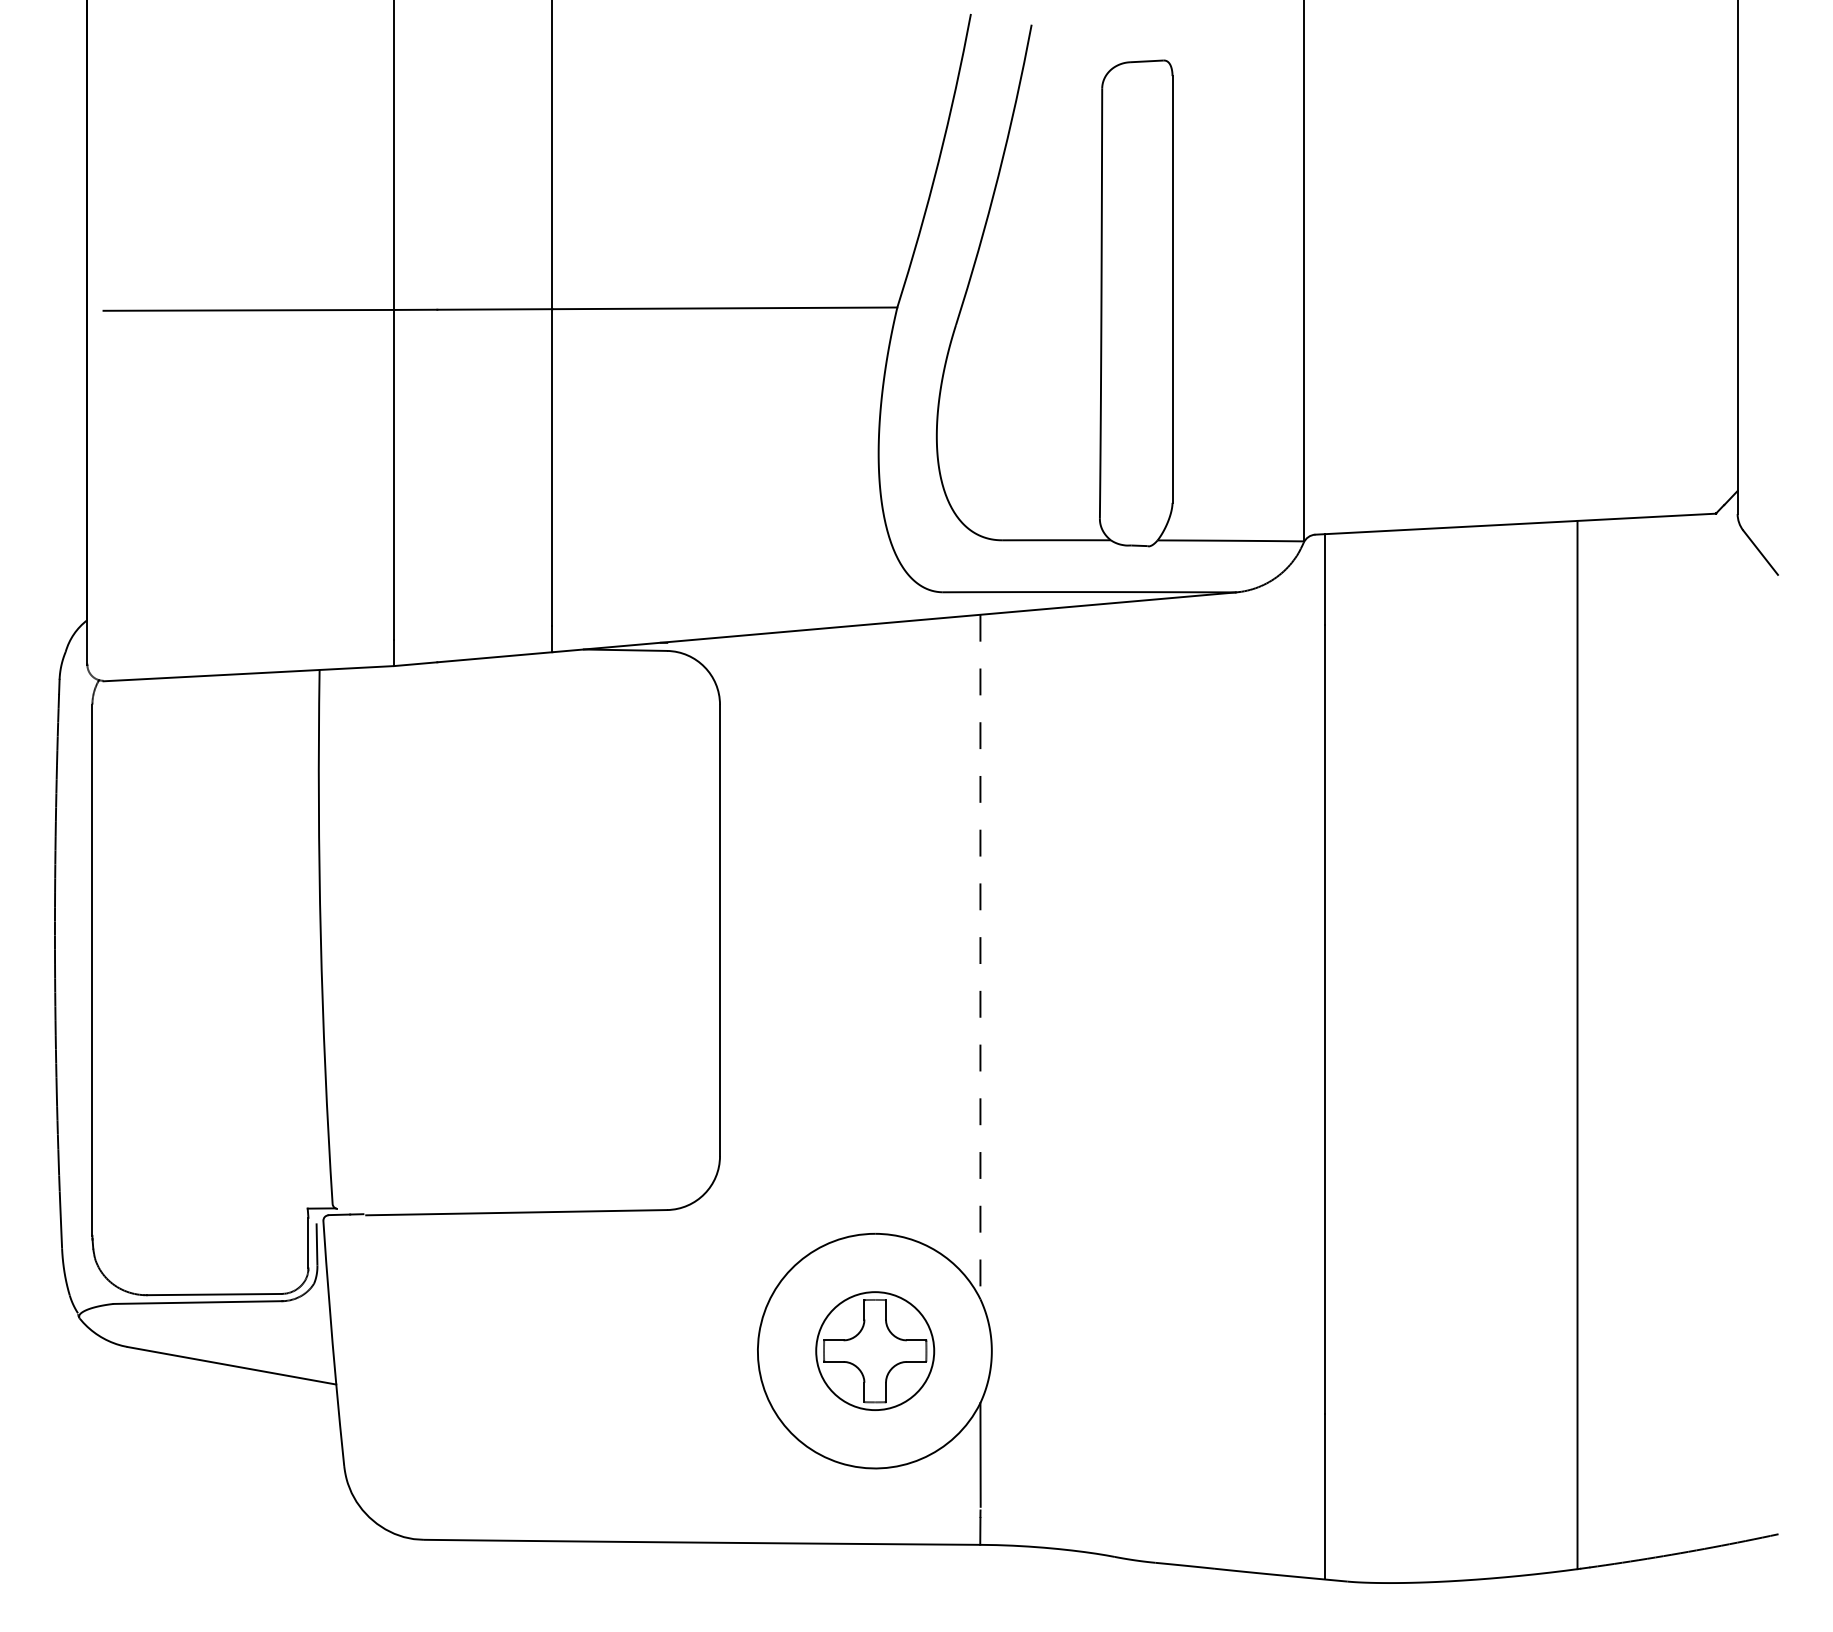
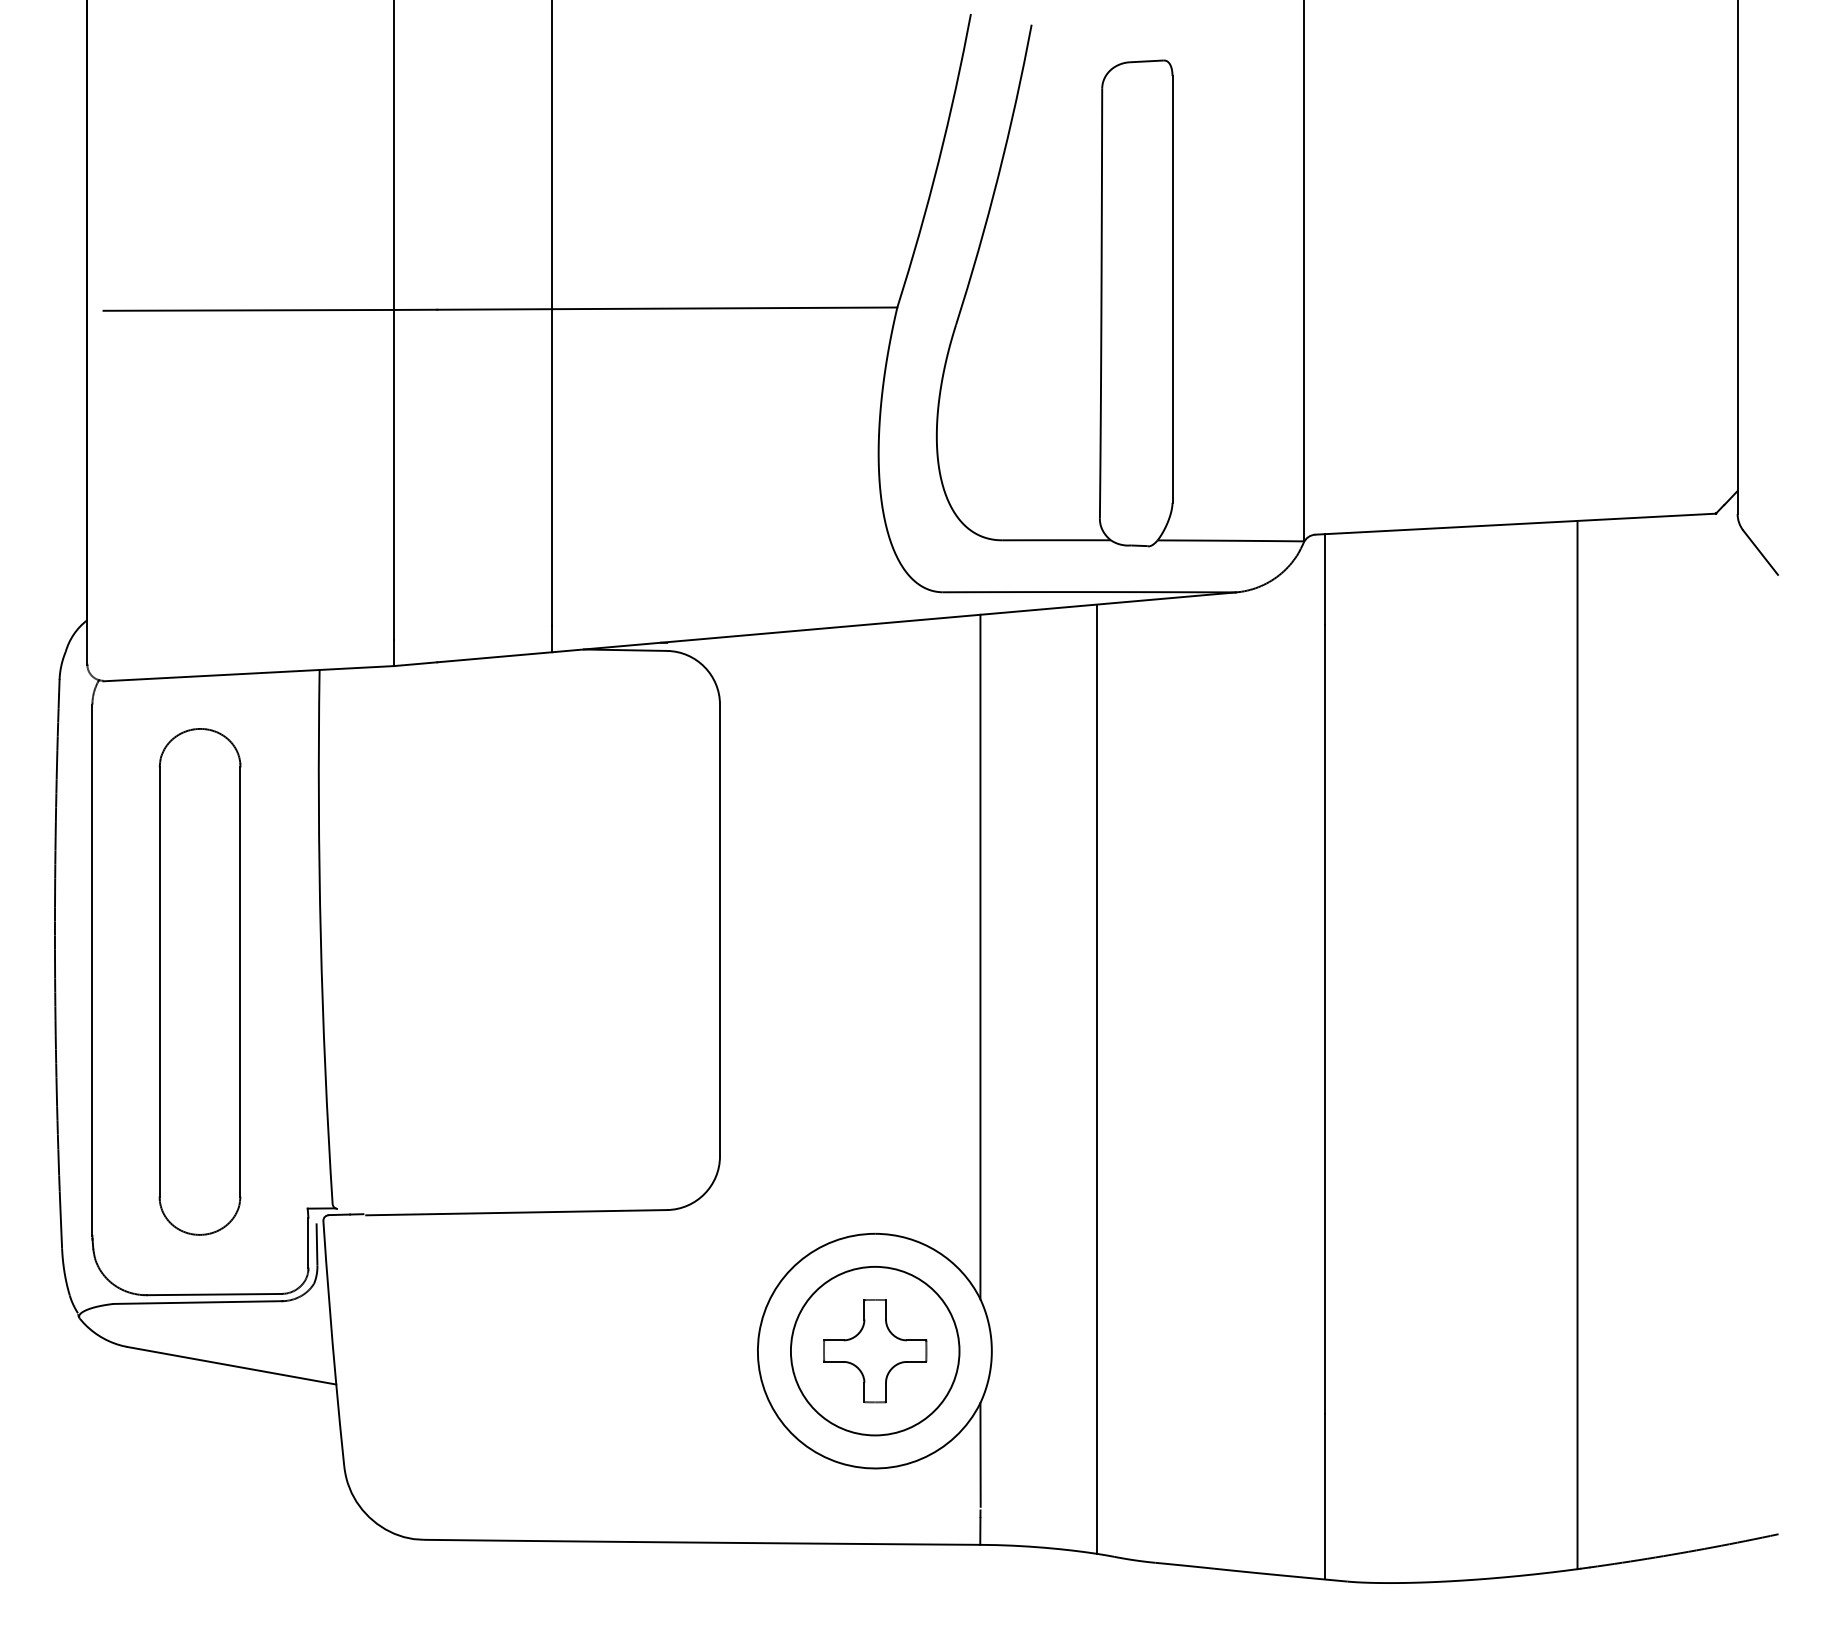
line: dashed -> solid (980, 957)
part: none -> present (199, 981)
line: none -> present (1096, 1078)
circle diameter: 118 px -> 169 px (874, 1350)
